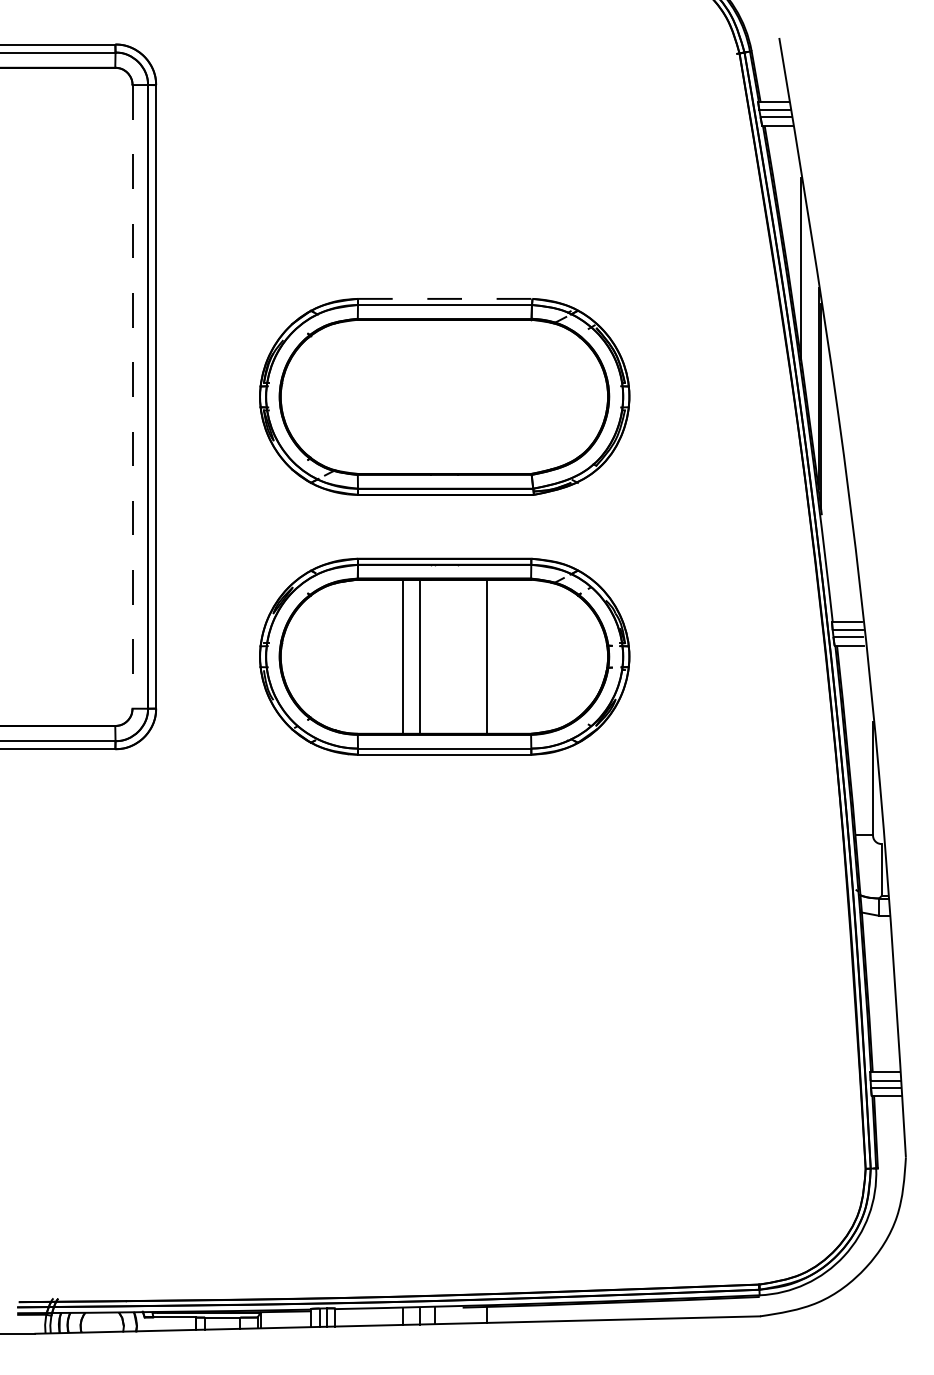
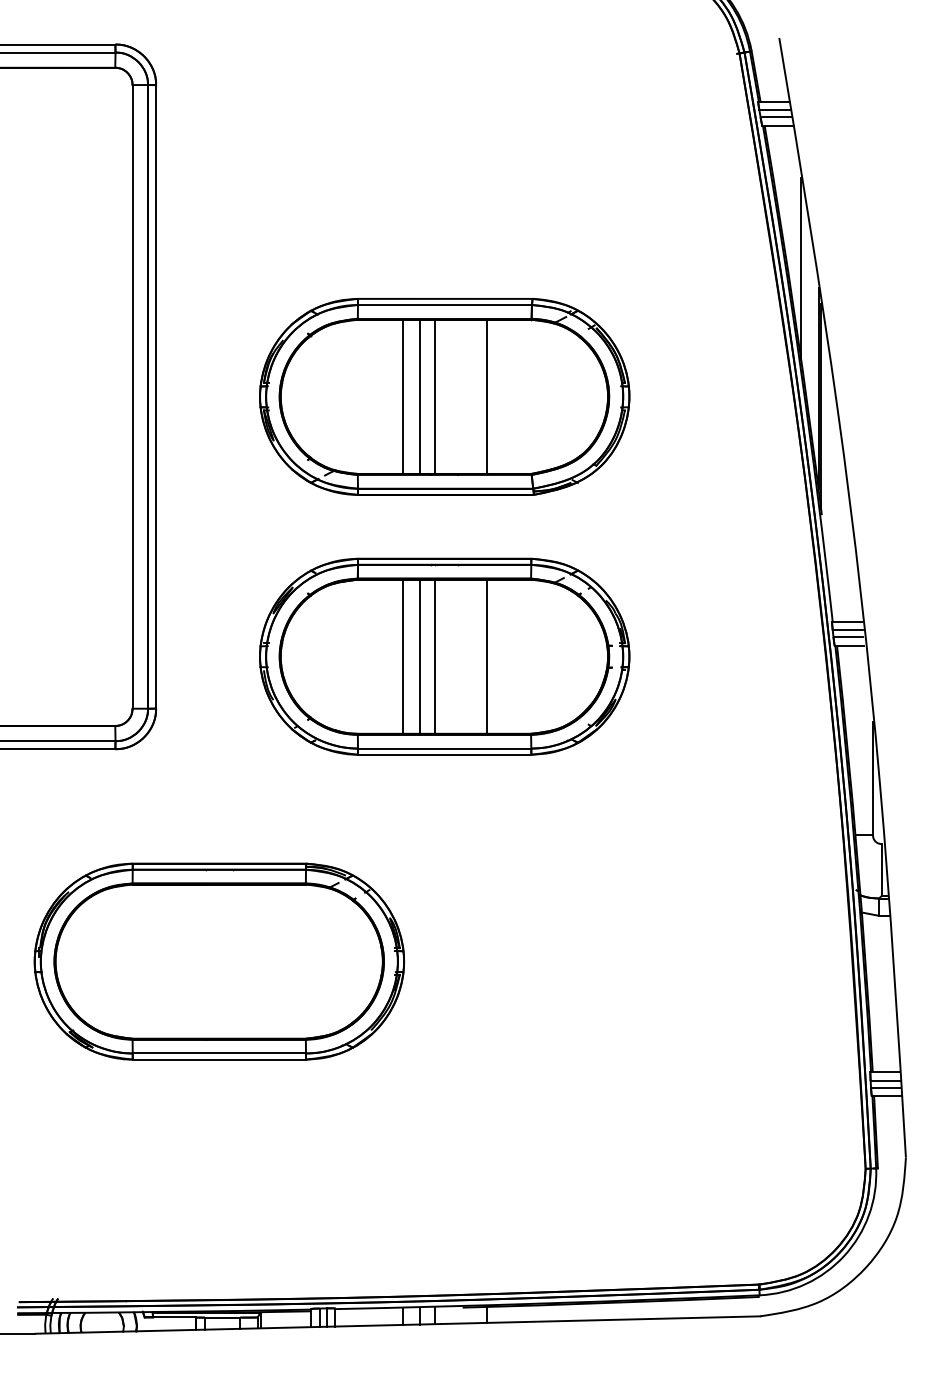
line: dashed -> solid (445, 298)
line: dashed -> solid (132, 396)
line: none -> present (403, 396)
line: none -> present (420, 396)
line: none -> present (435, 396)
line: none -> present (487, 396)
line: none -> present (435, 656)
part: none -> present (219, 961)
